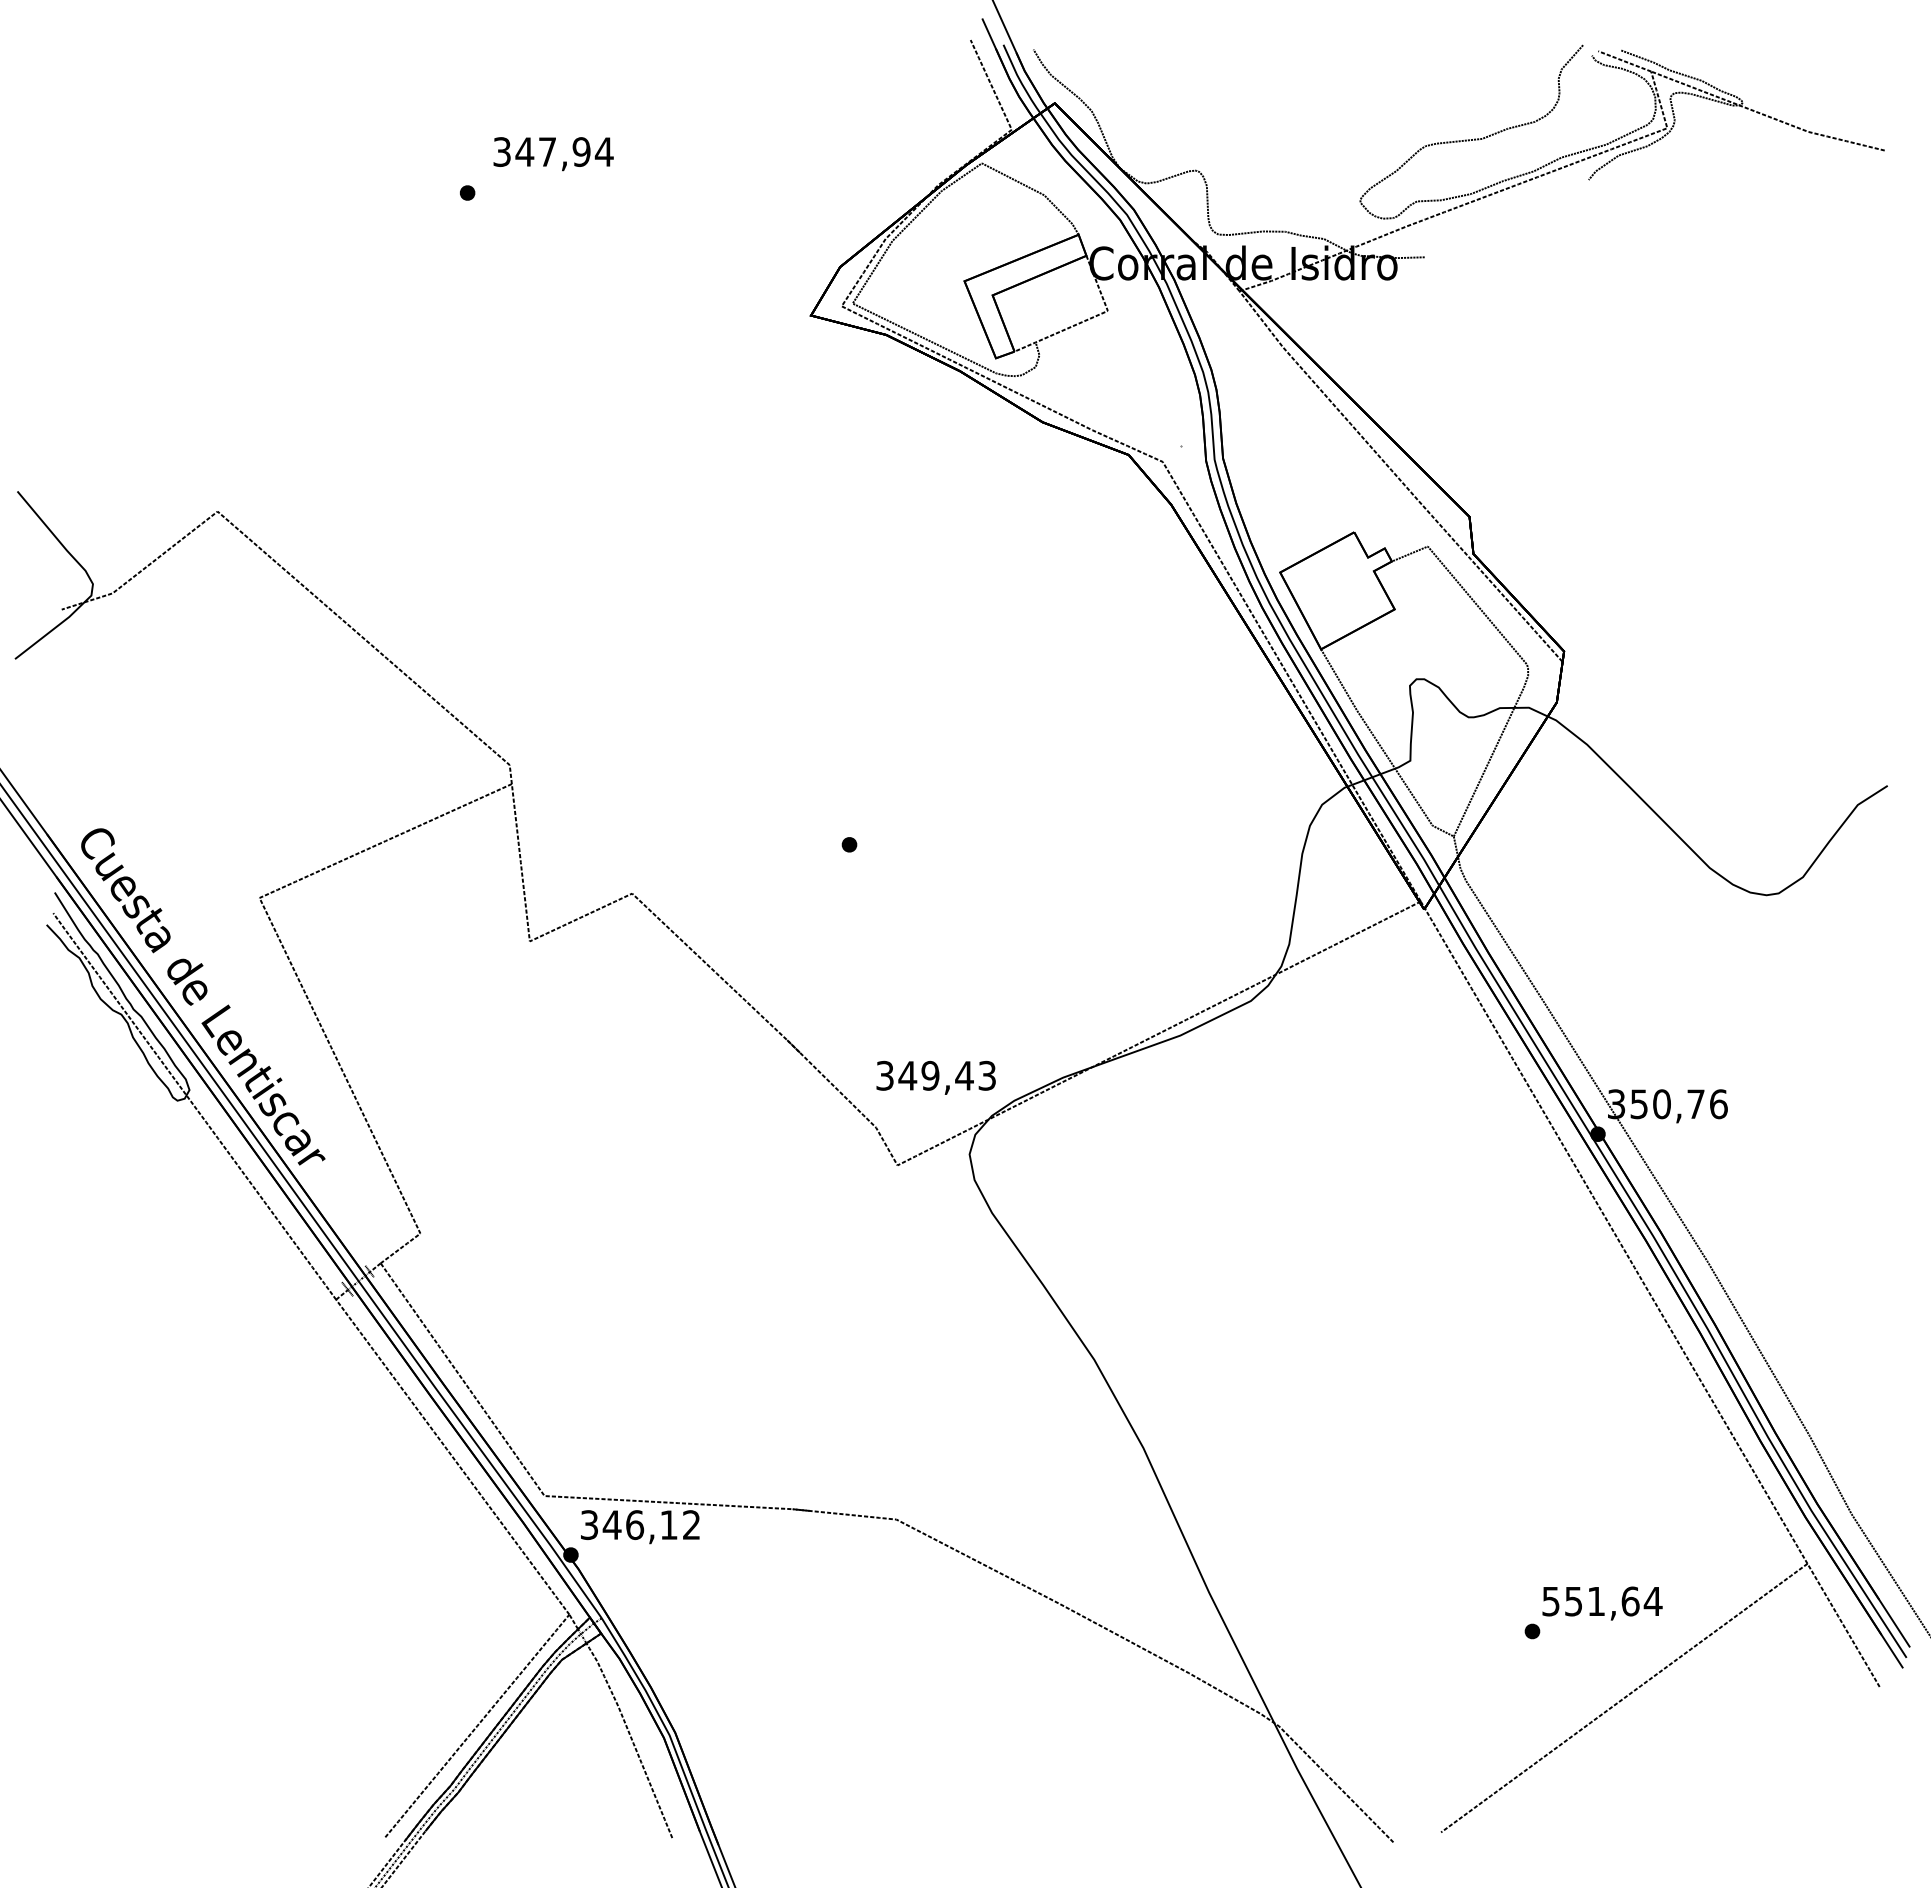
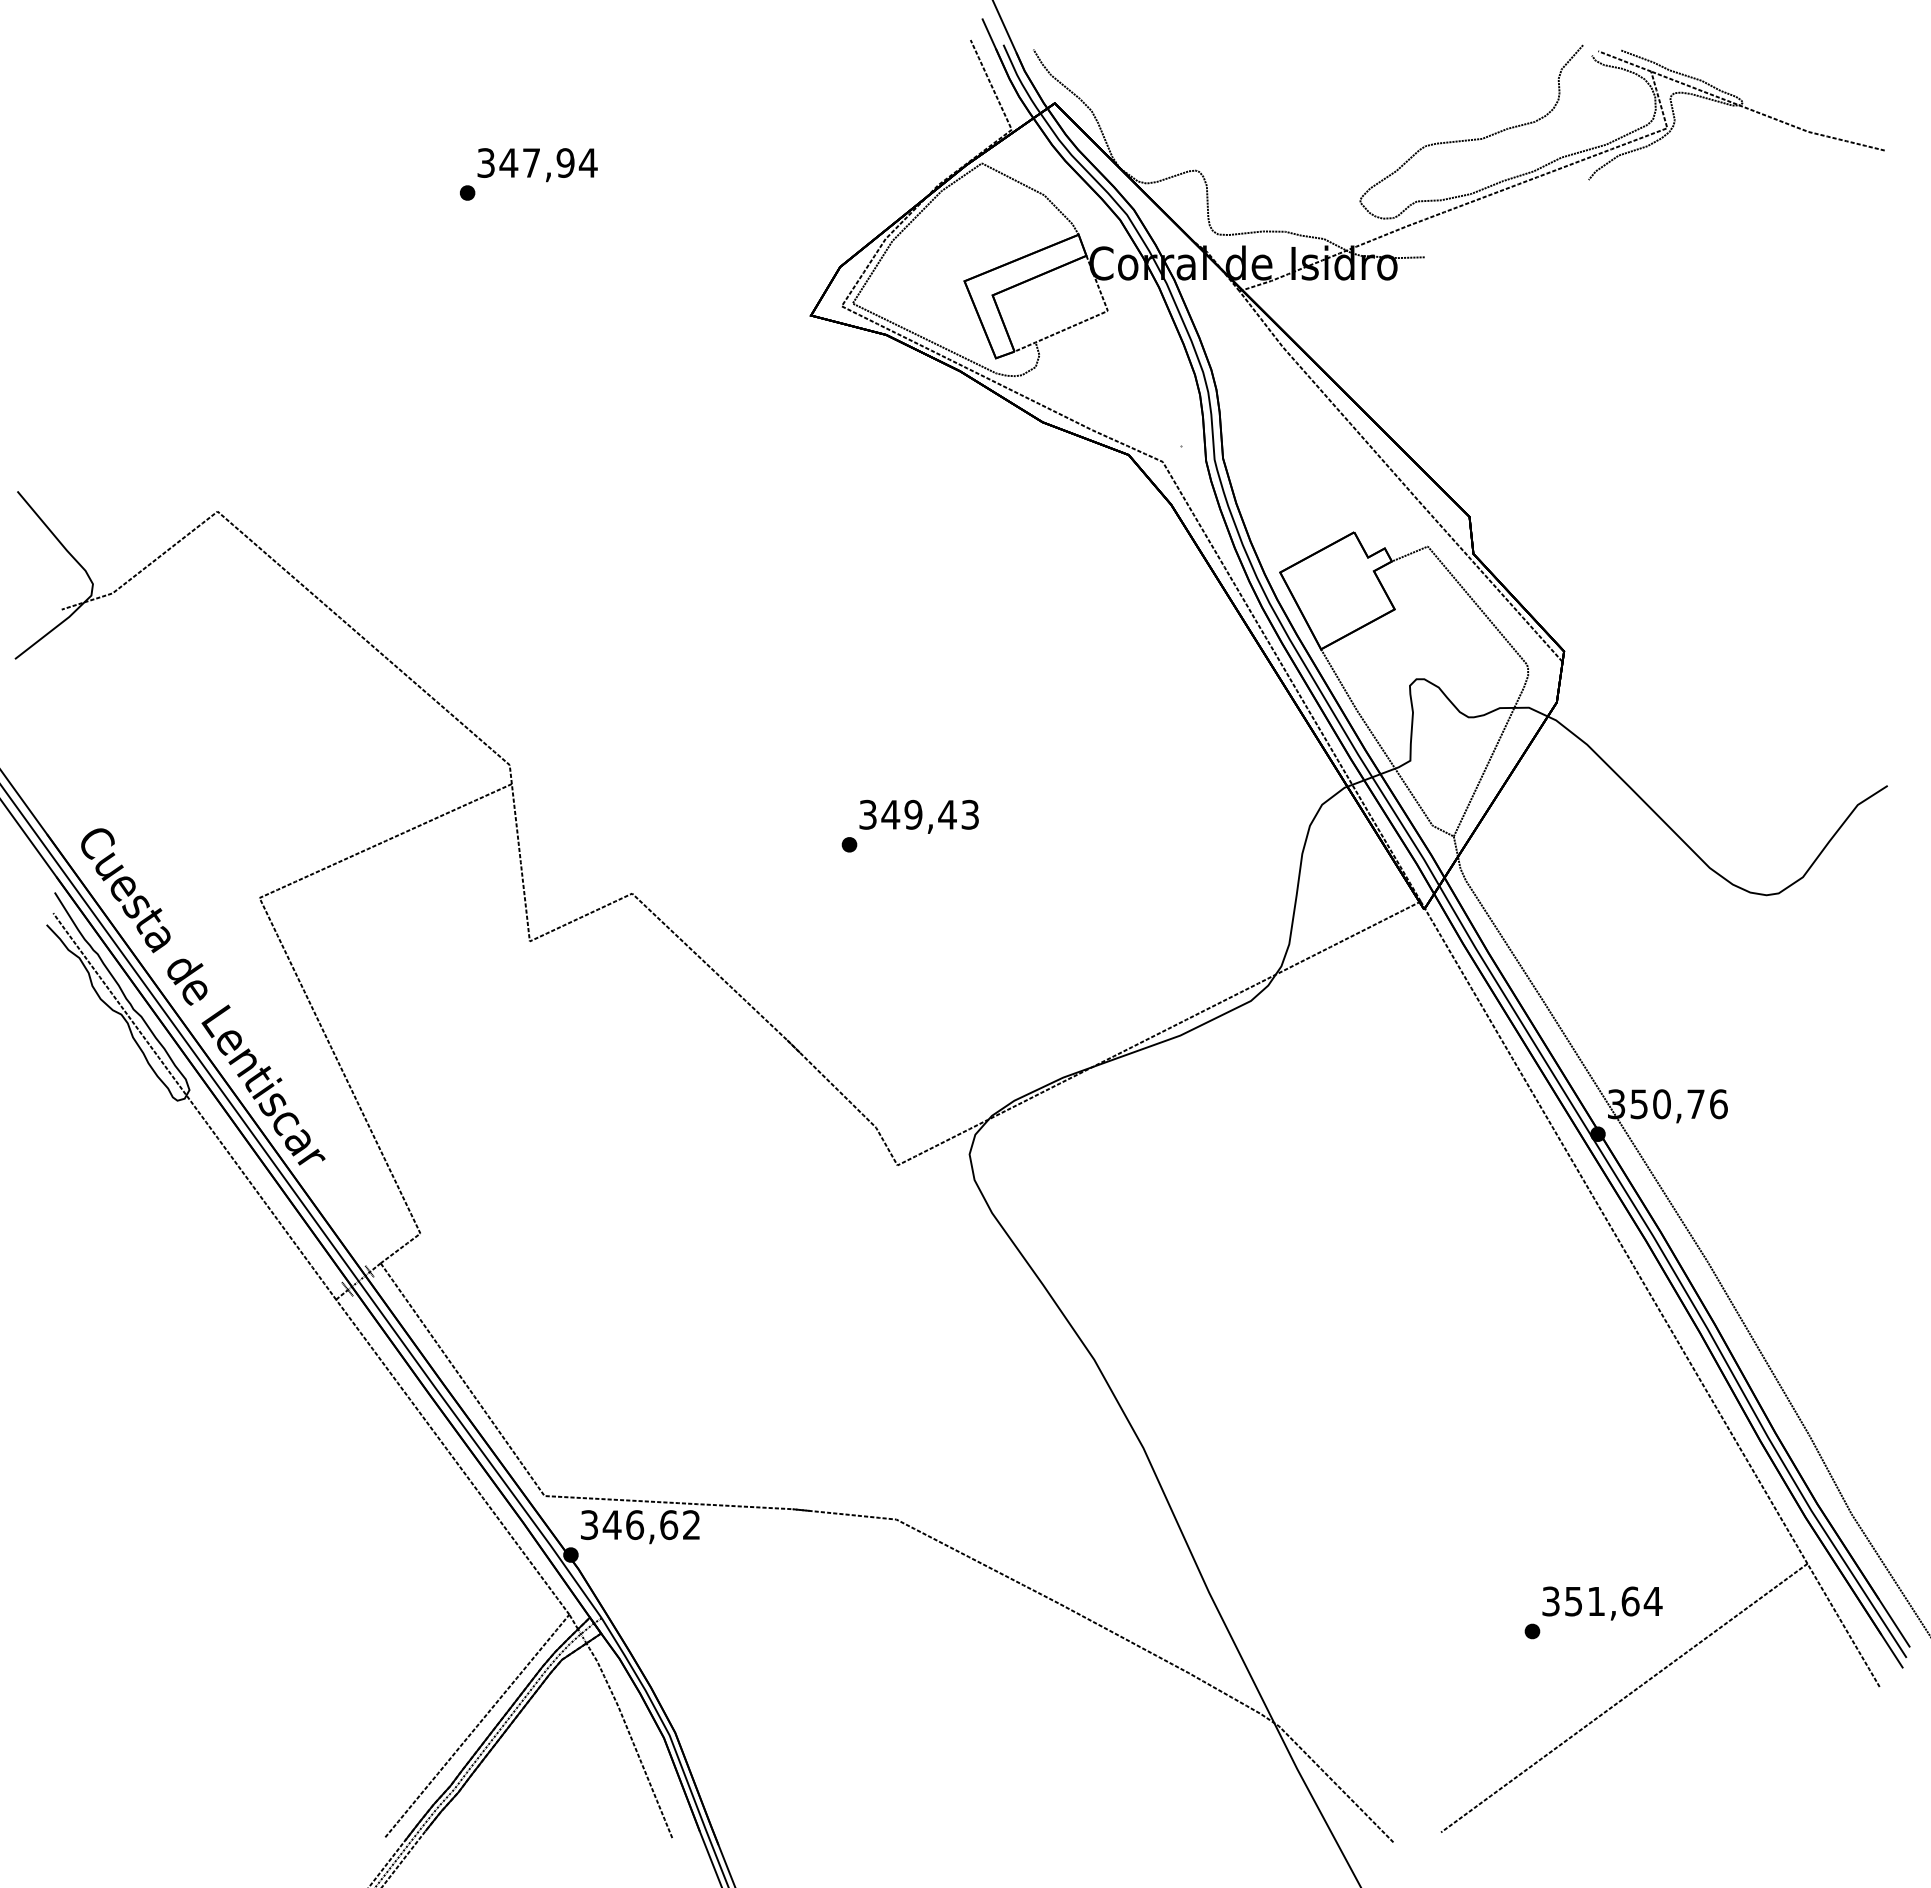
text position: (553, 154) -> (537, 165) (537, 165)
text position: (935, 1077) -> (918, 816) (918, 816)
text: 346,12 -> 346,62 (669, 1525)
text: 551,64 -> 351,64 (1551, 1600)
